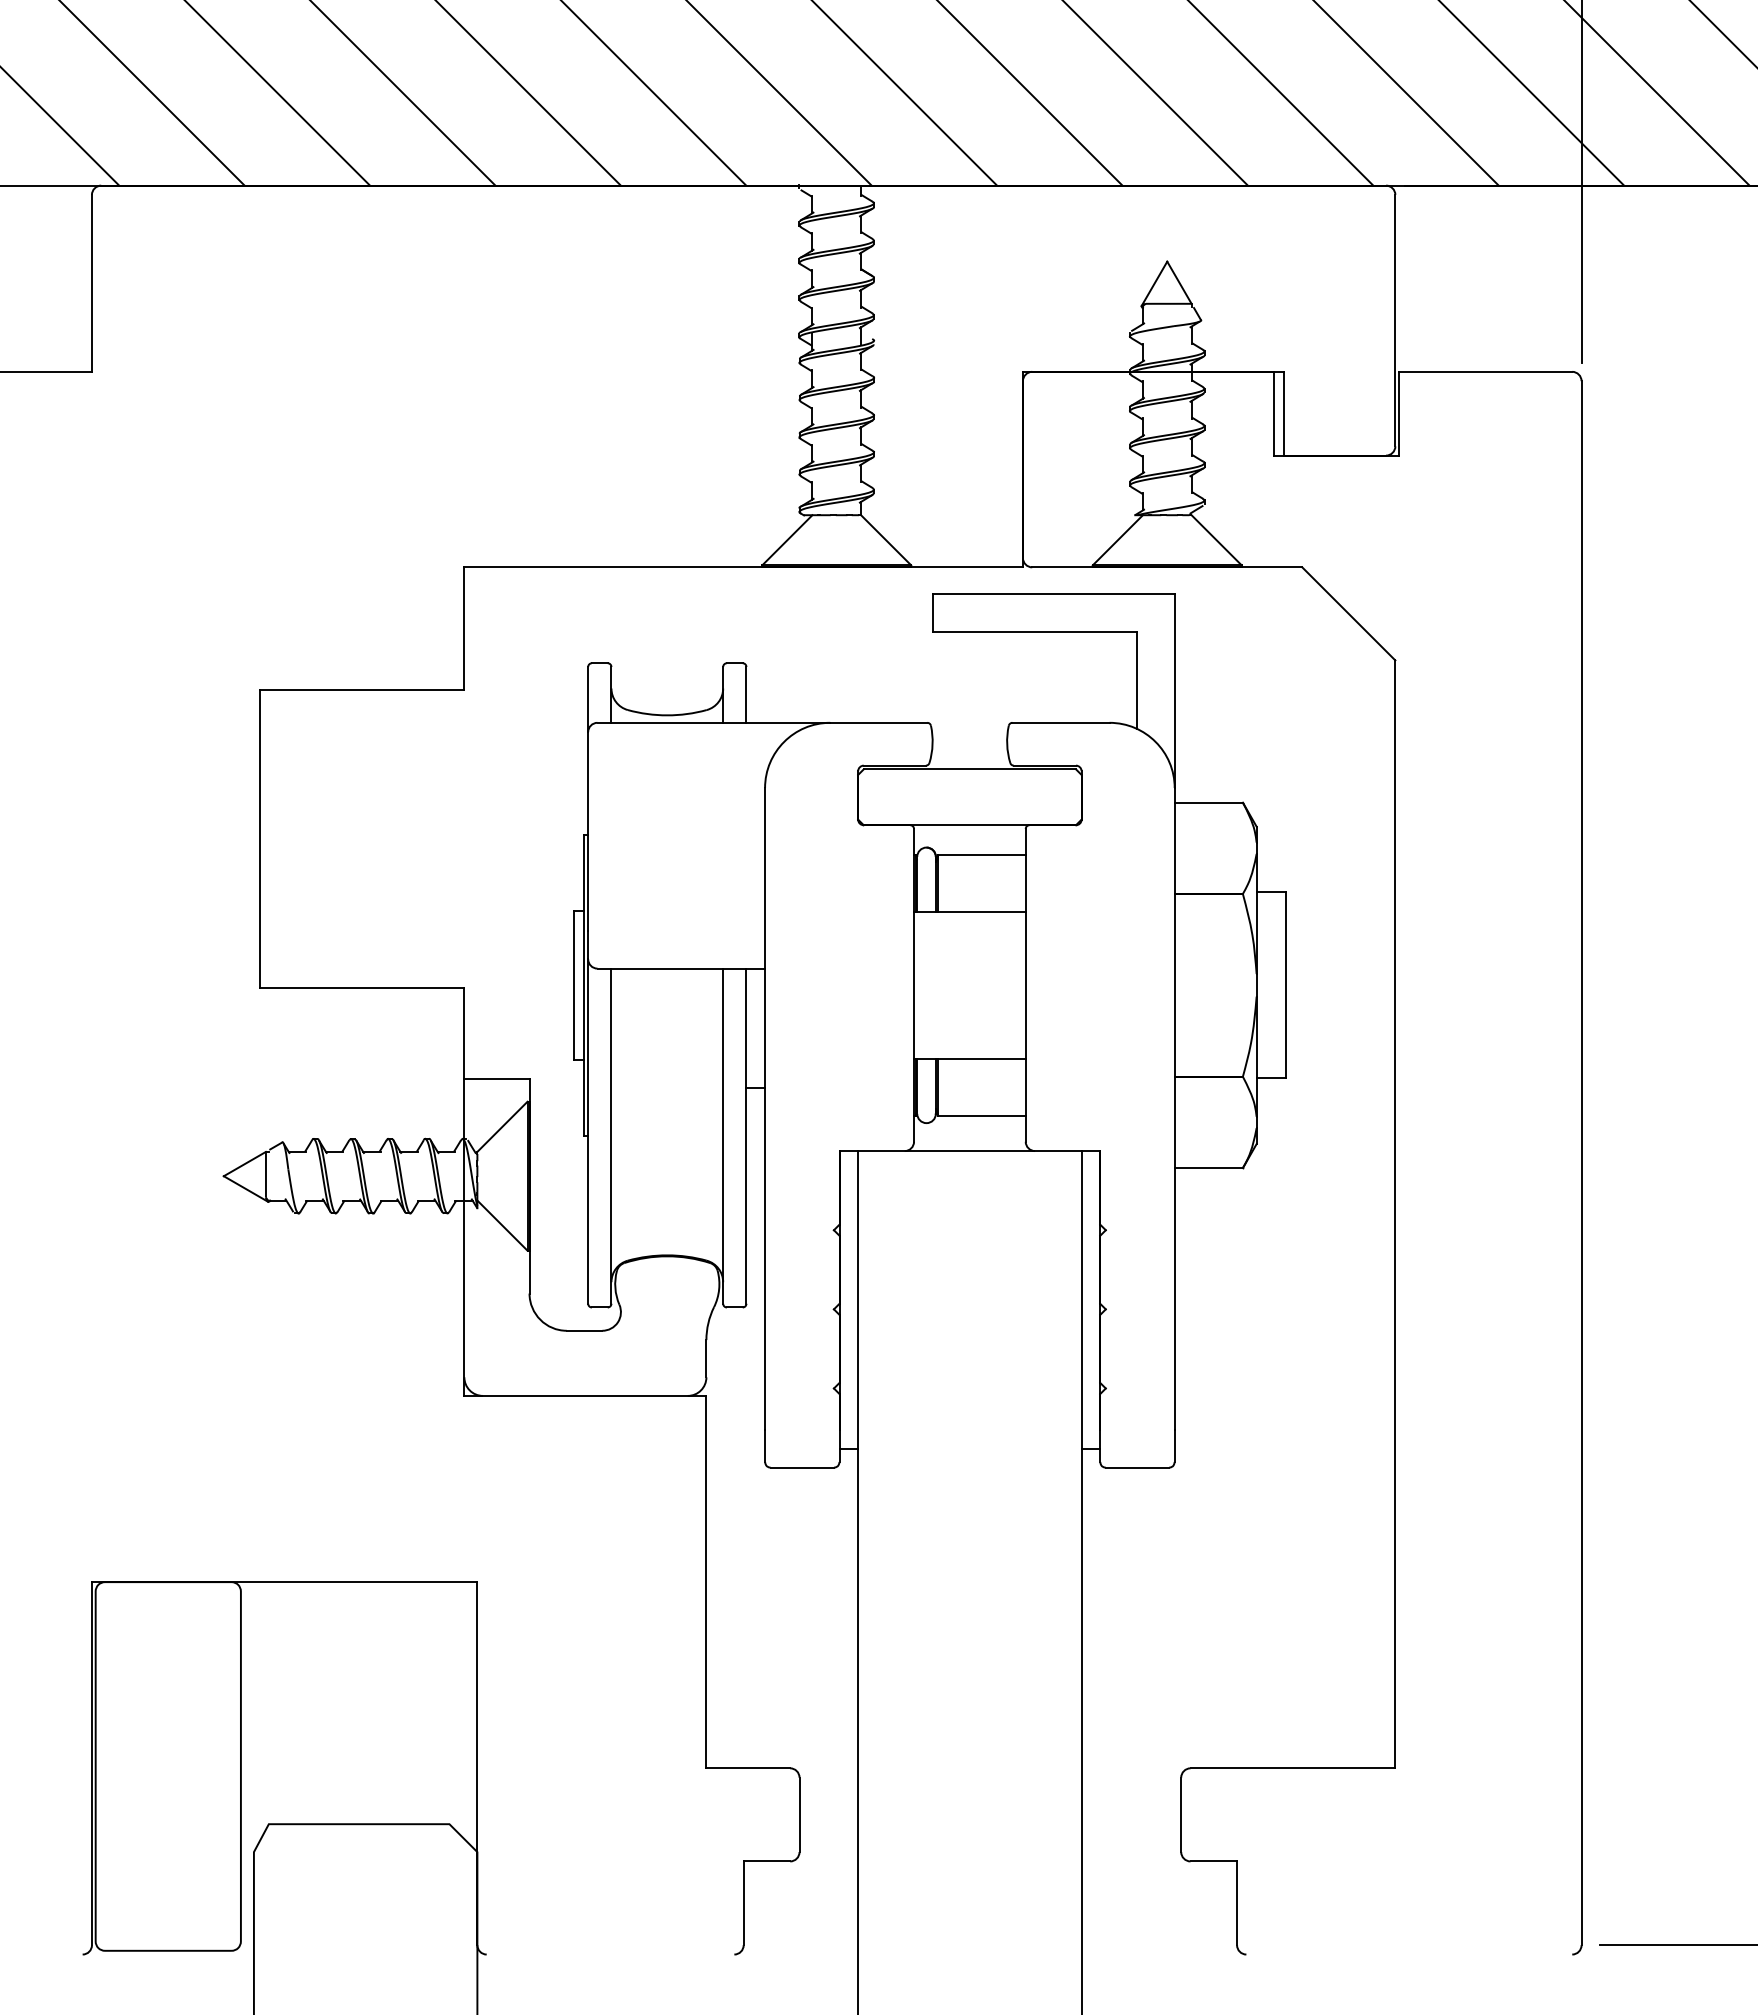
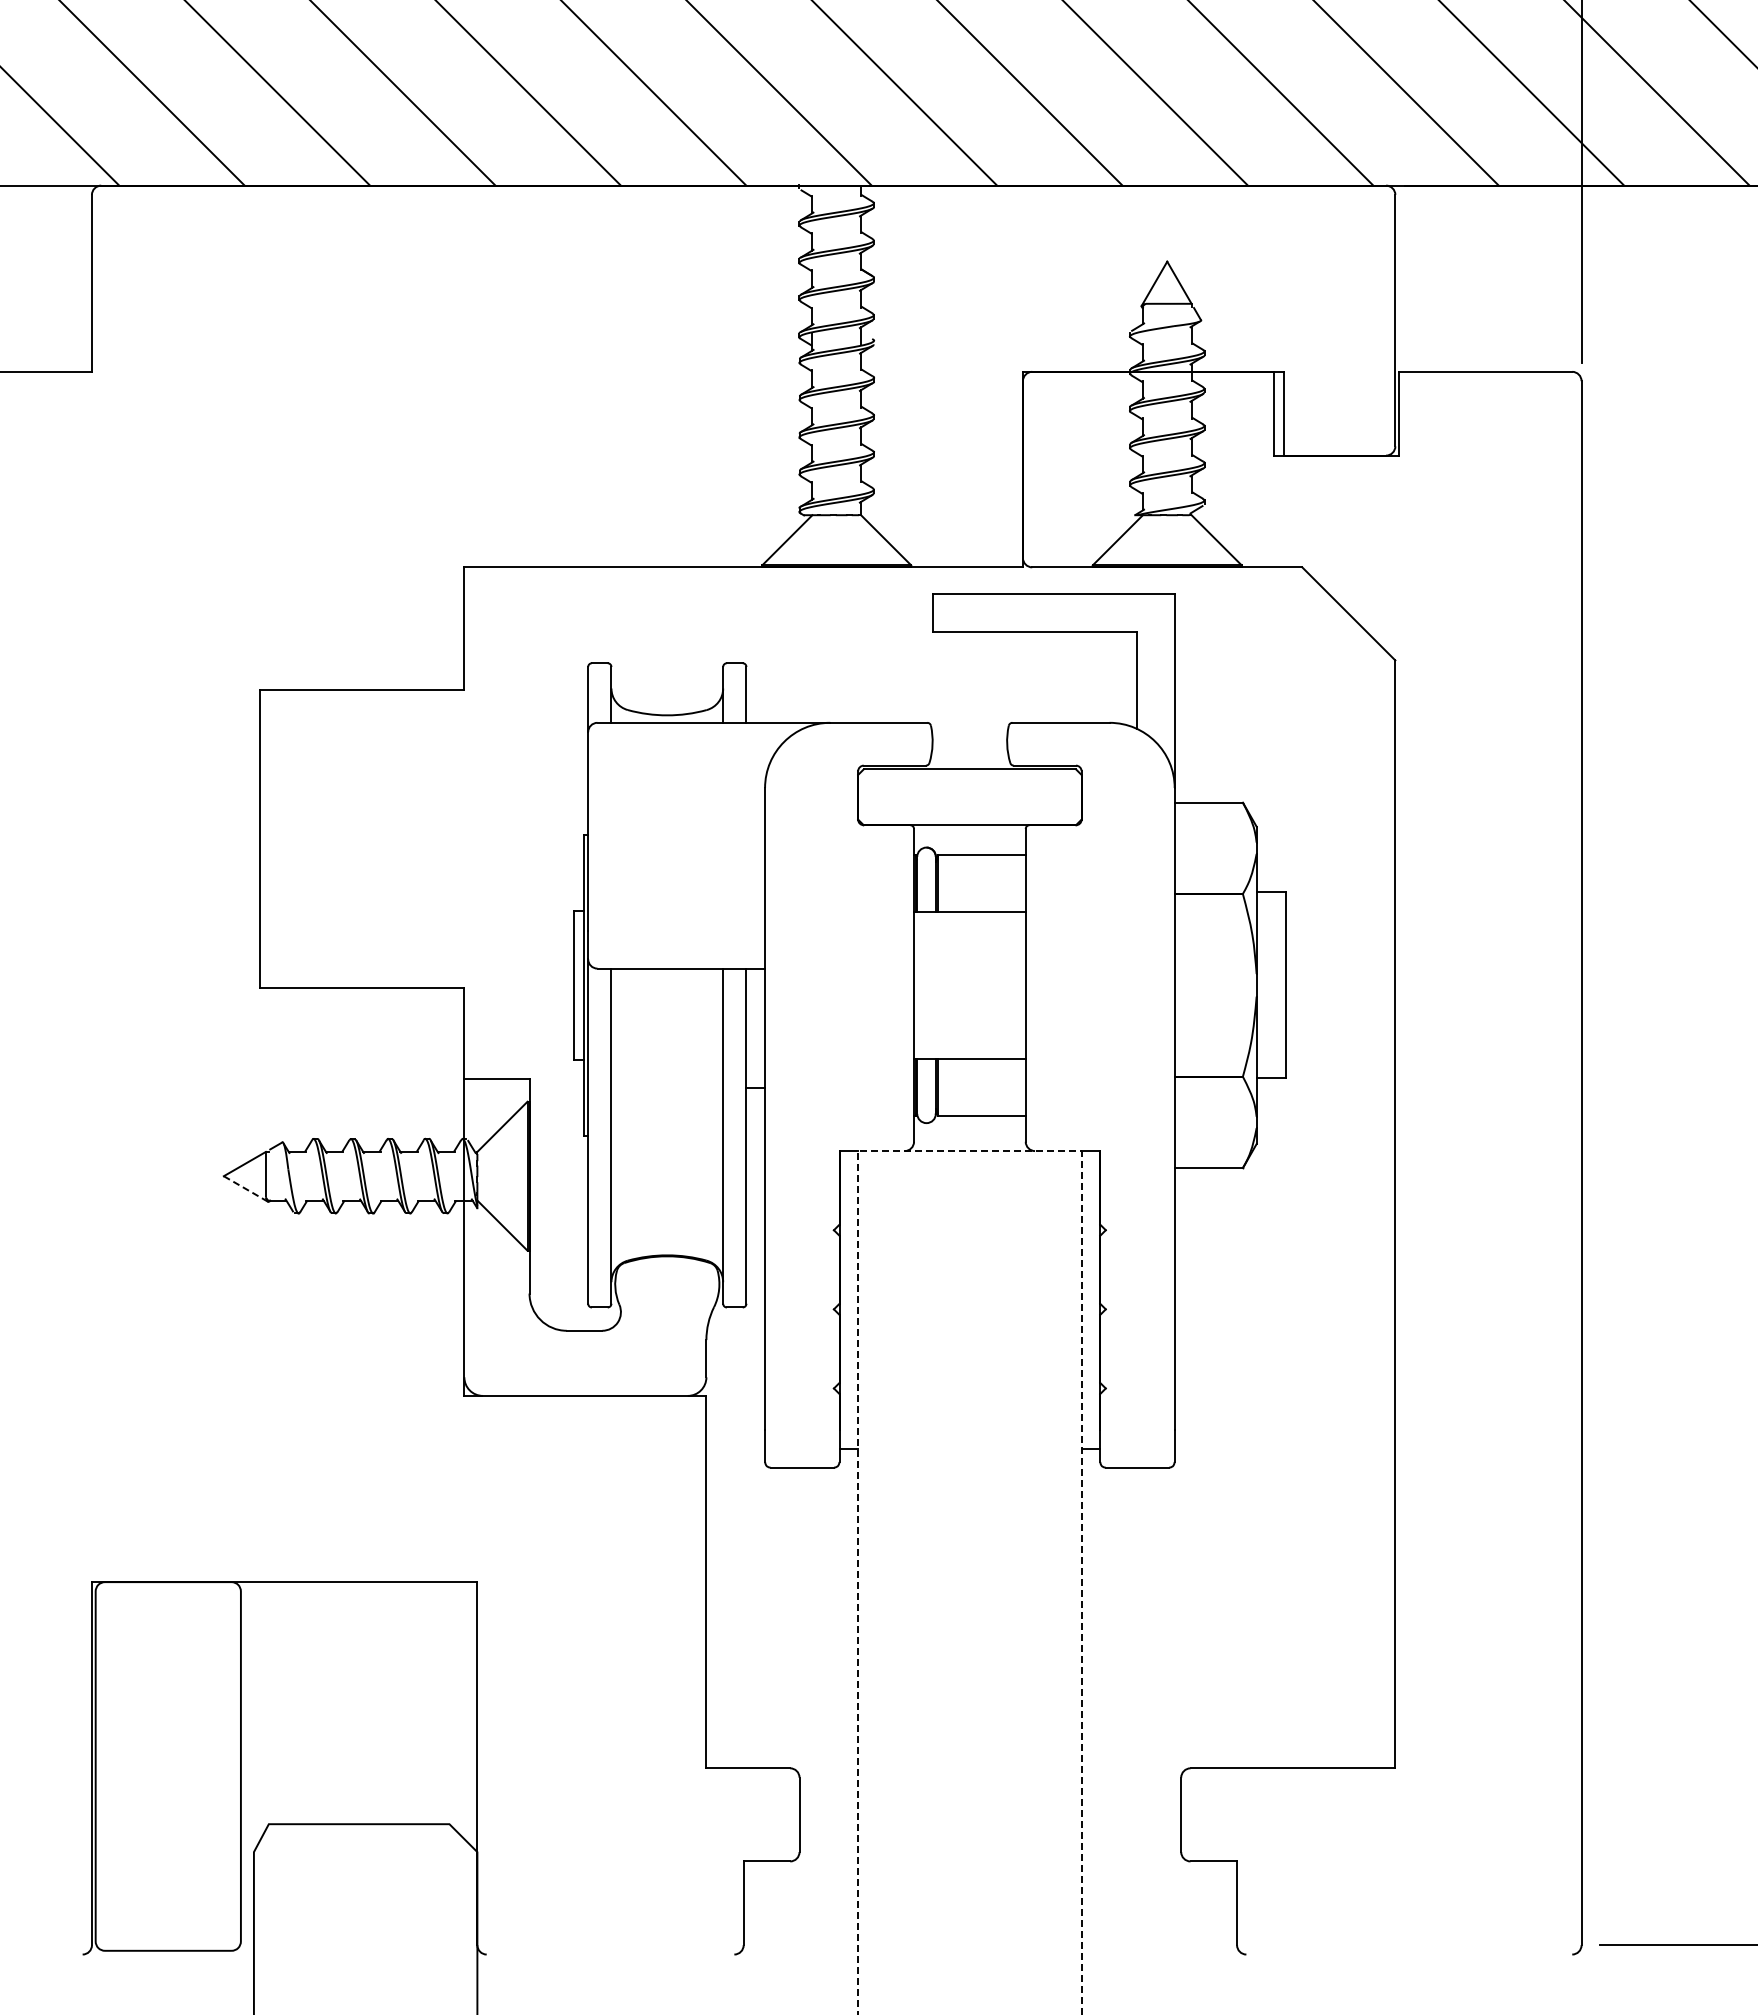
line: solid -> dashed (969, 1151)
line: solid -> dashed (245, 1189)
